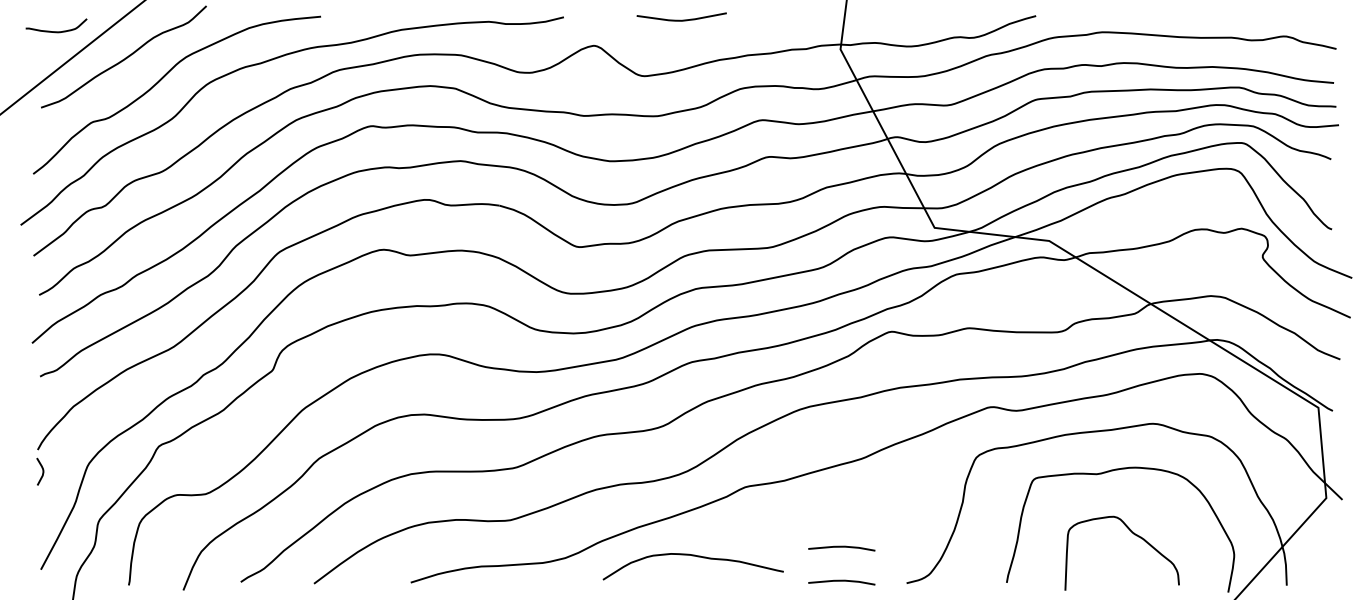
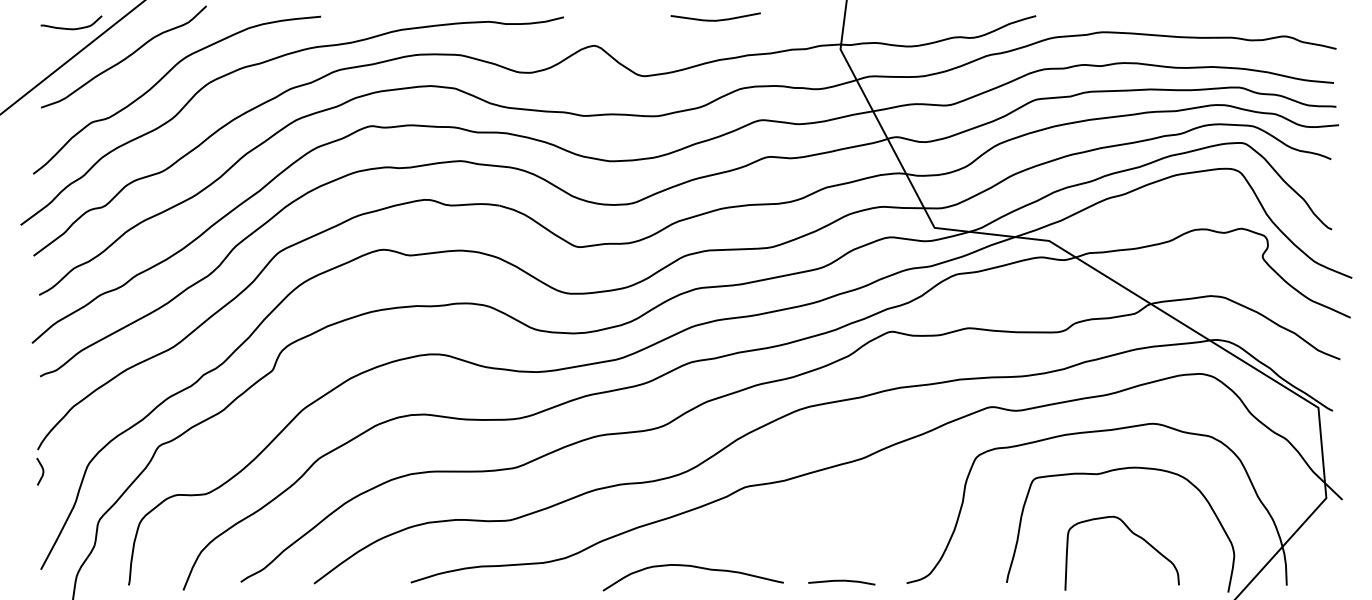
curve position: (681, 19) -> (715, 19) (715, 19)
curve position: (56, 31) -> (71, 28) (71, 28)
line: present -> none (841, 547)
curve position: (692, 556) -> (692, 567) (692, 567)
